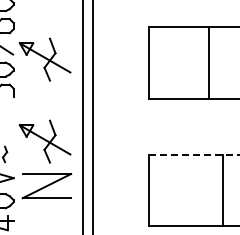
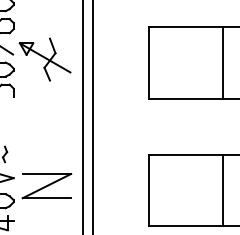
line position: (208, 62) -> (222, 62) (222, 62)
part: present -> none (44, 141)
line: dashed -> solid (194, 154)
